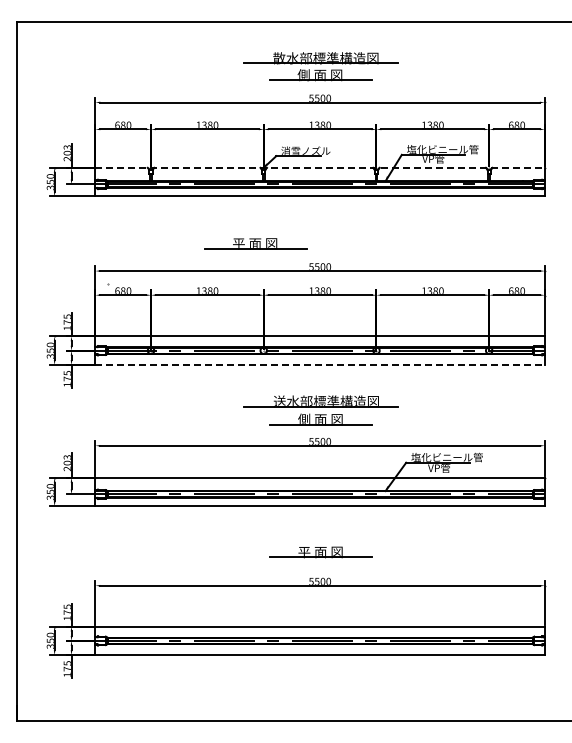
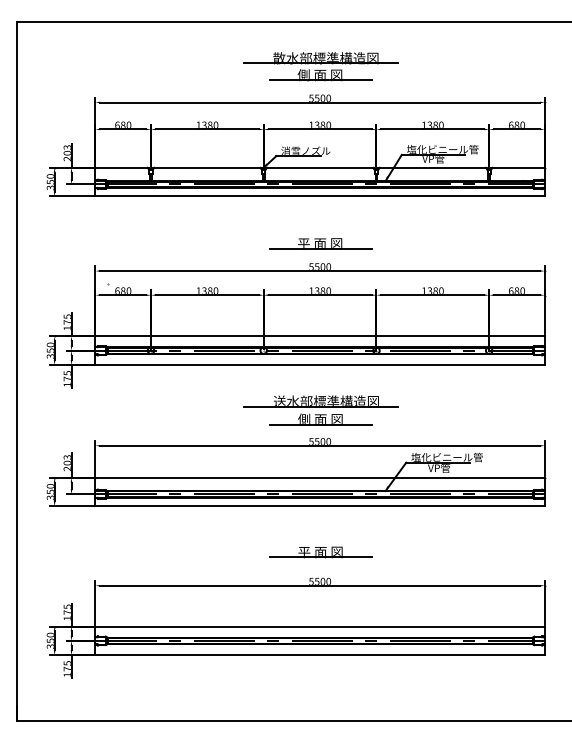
line: dashed -> solid (320, 167)
part position: (255, 243) -> (320, 243) (320, 243)
line: dashed -> solid (320, 365)
